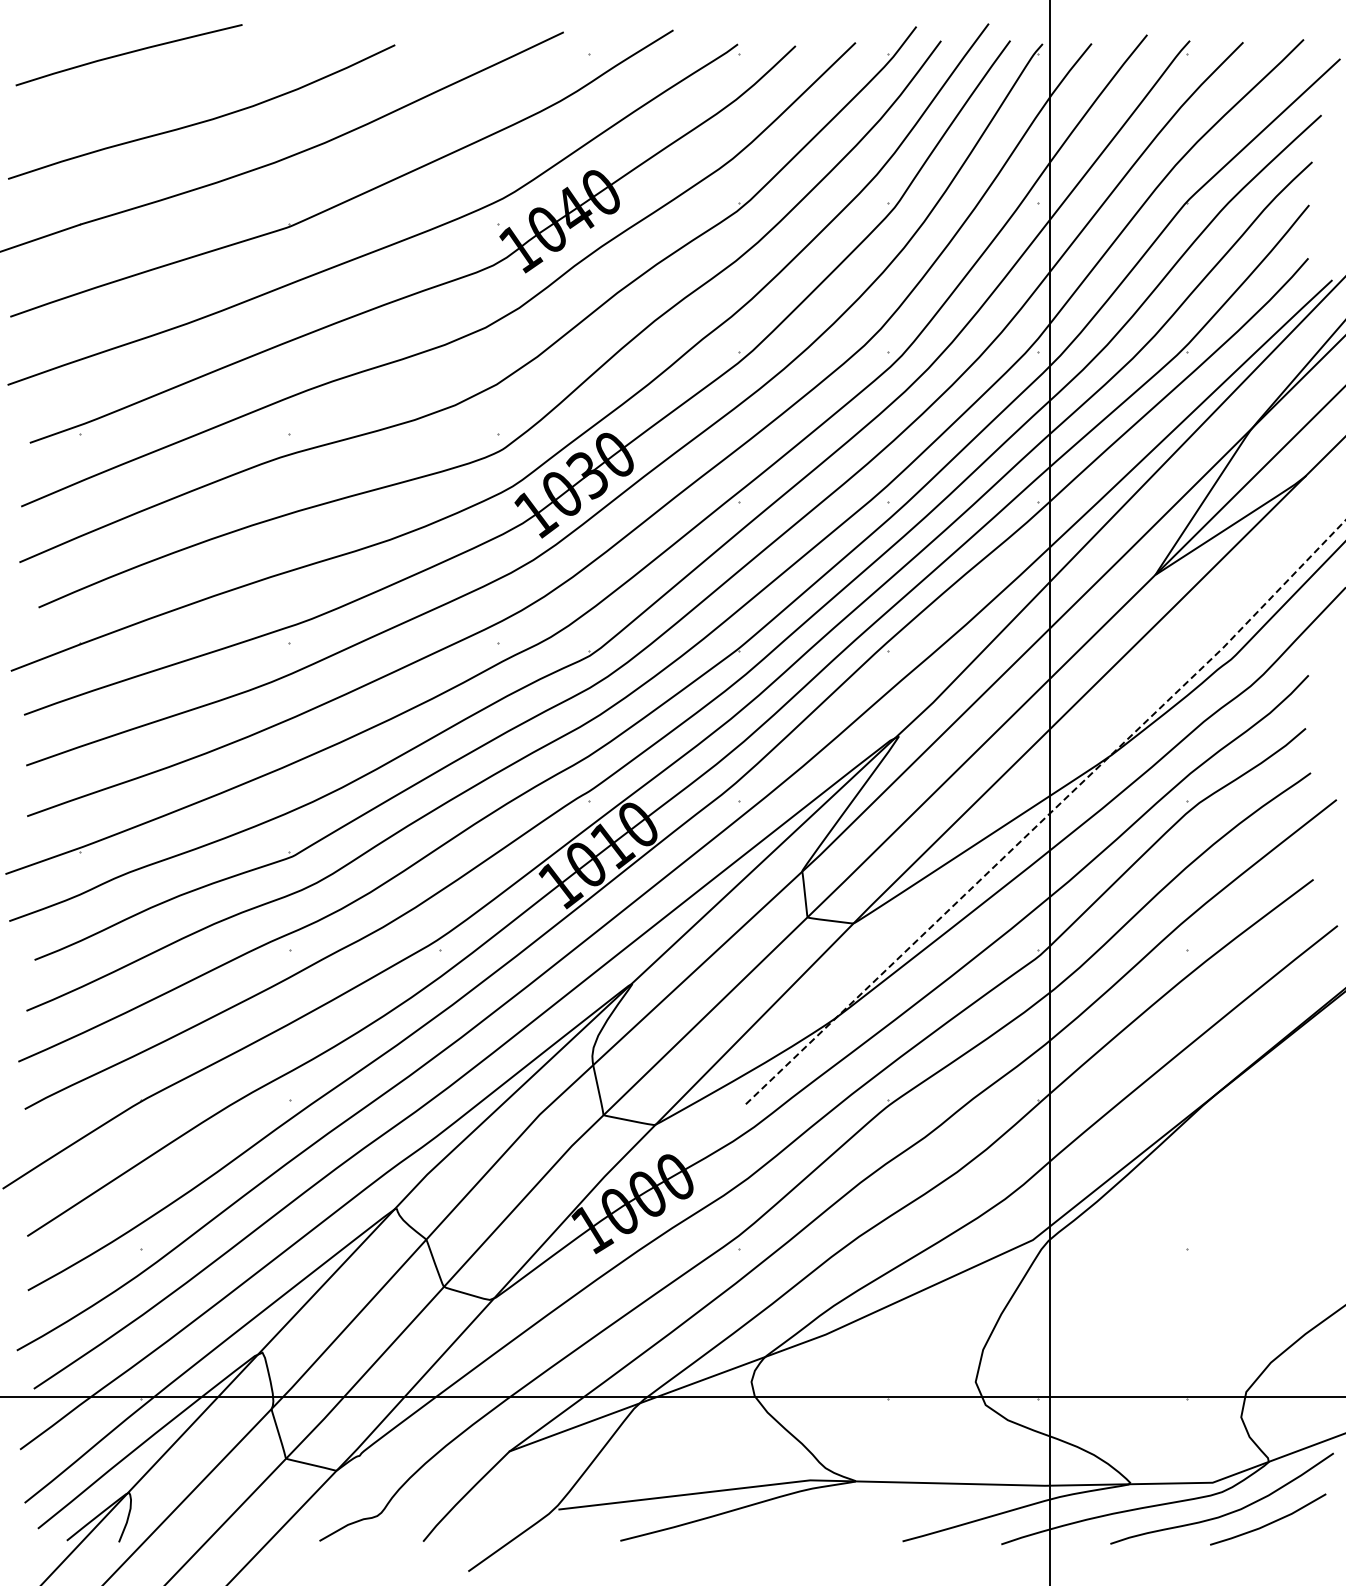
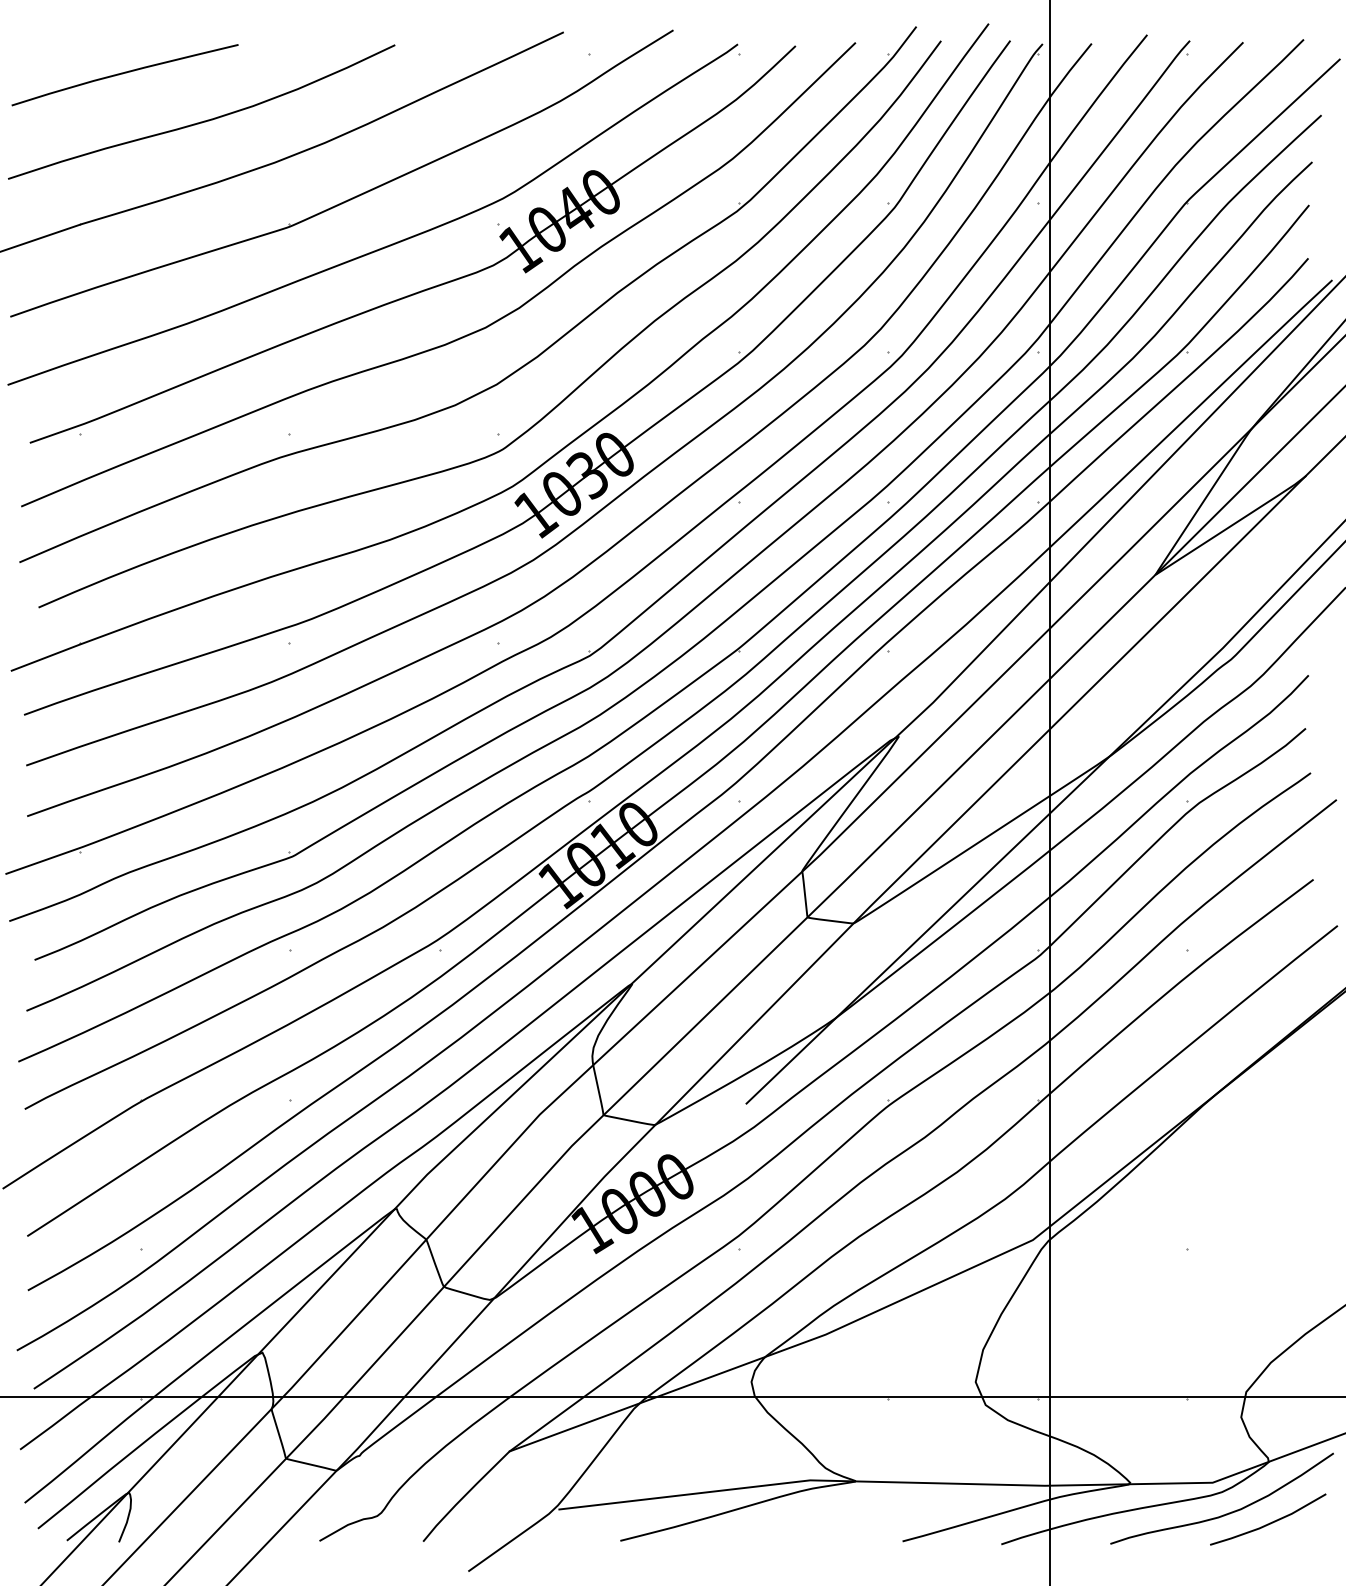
curve position: (127, 54) -> (123, 74) (123, 74)
line: dashed -> solid (1049, 814)
